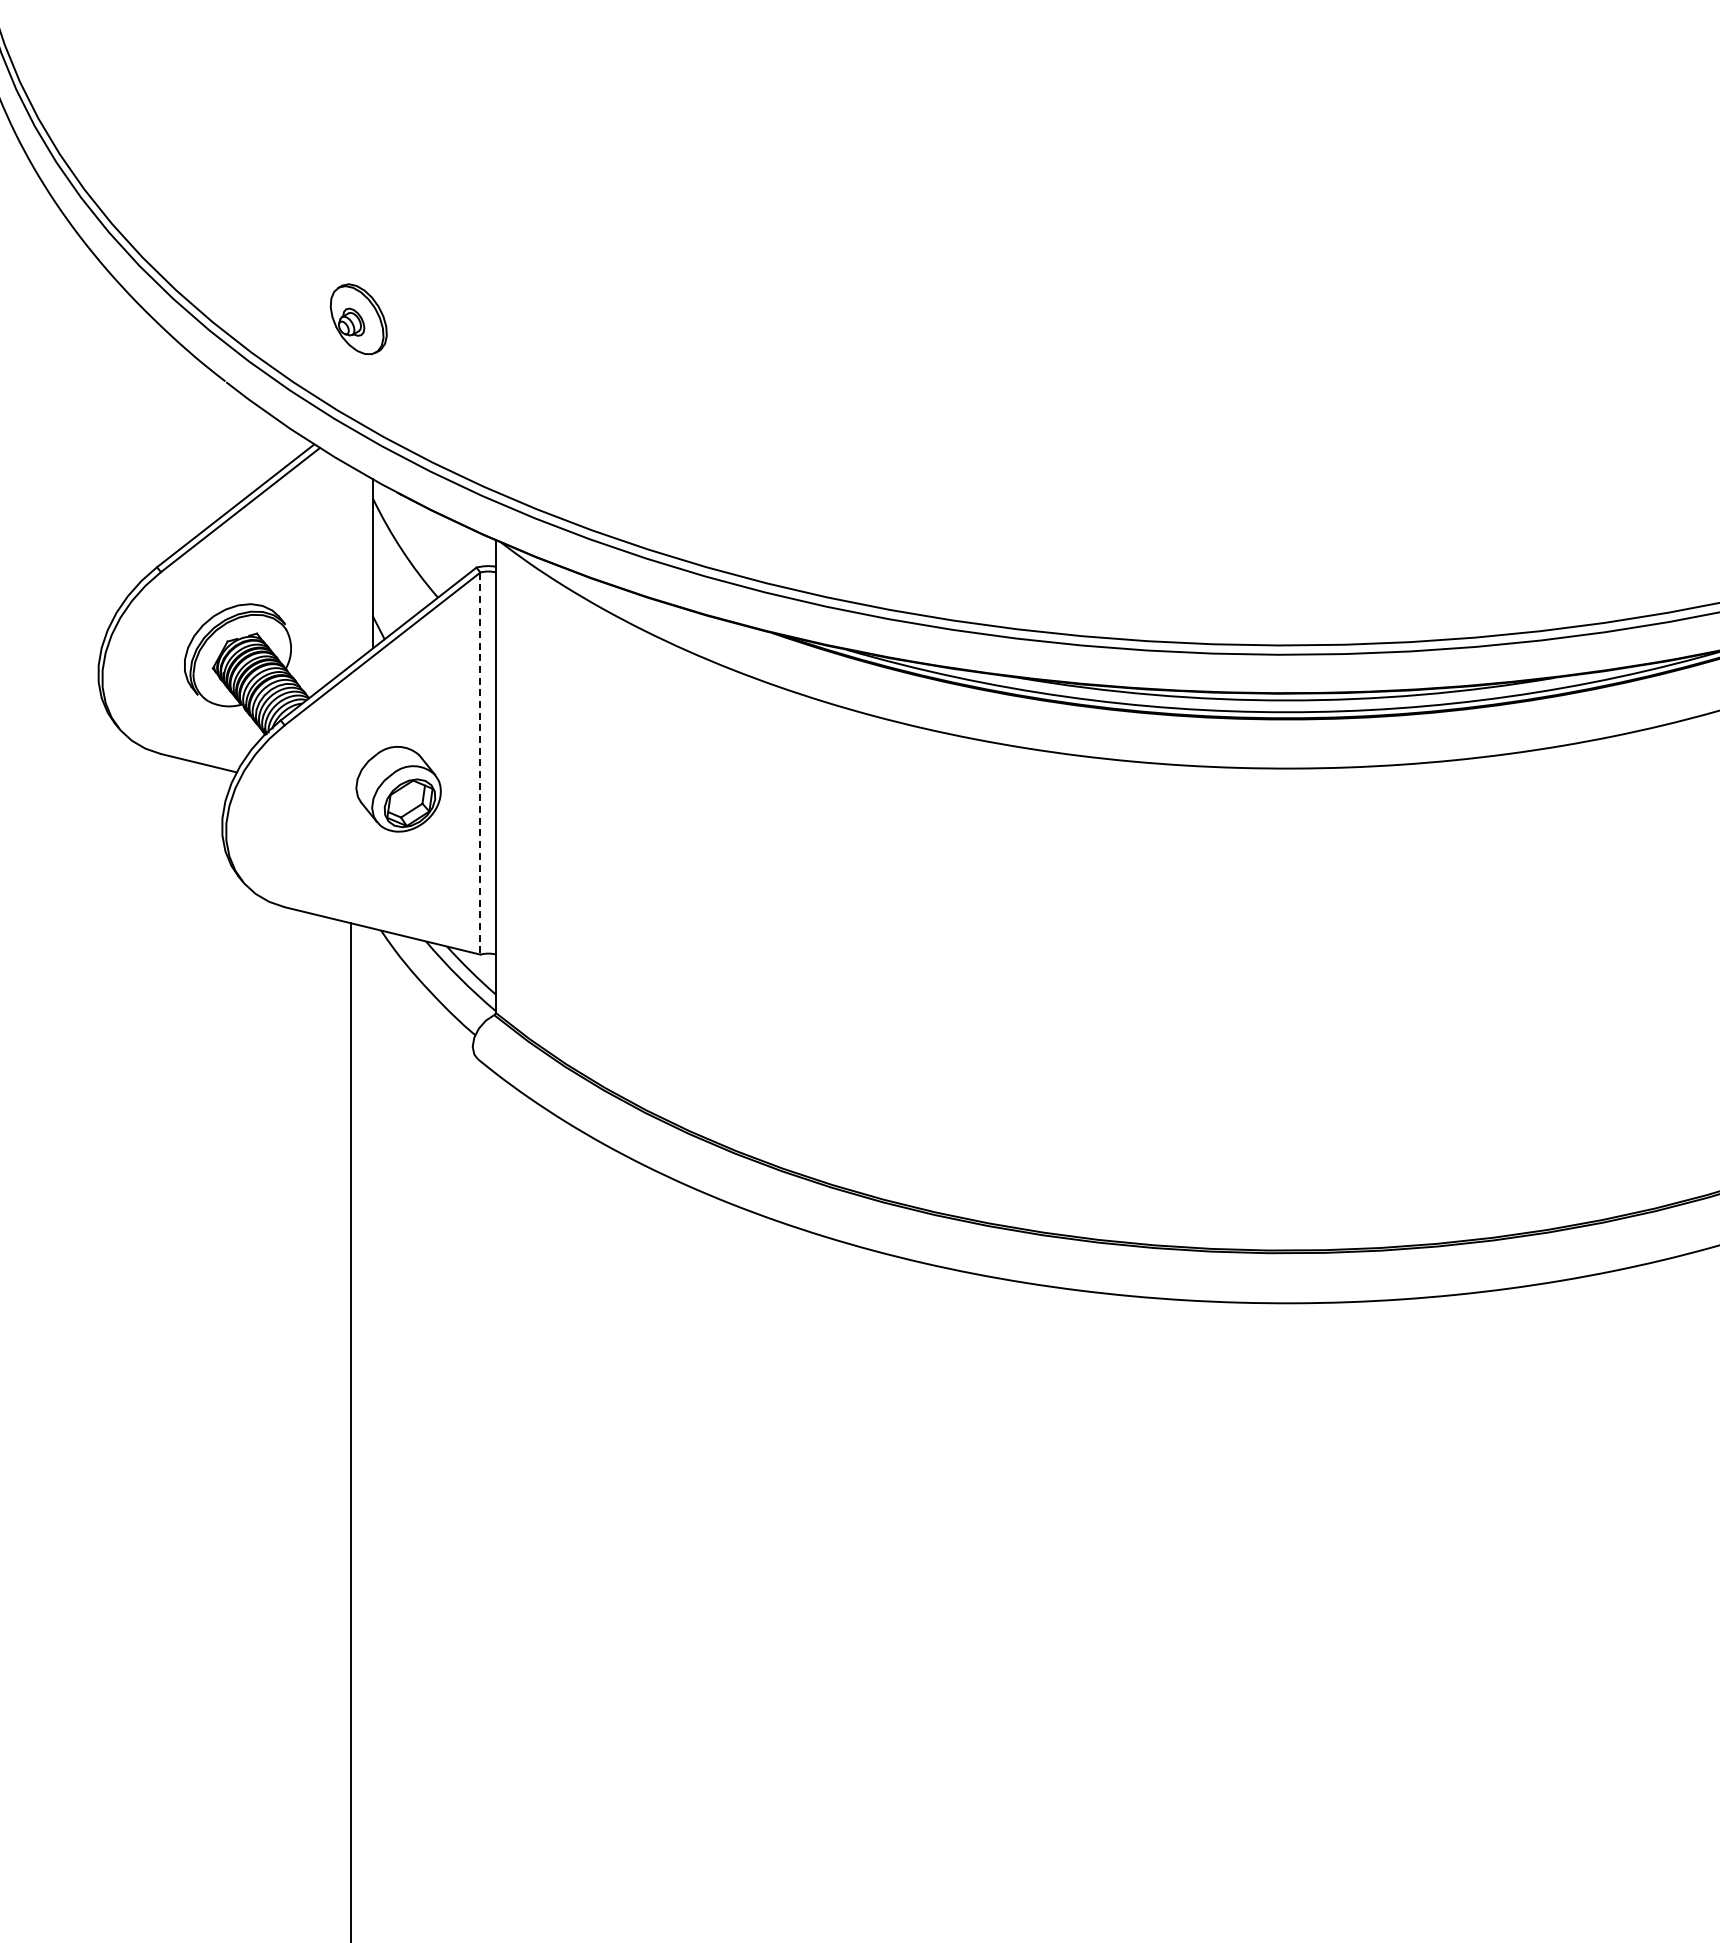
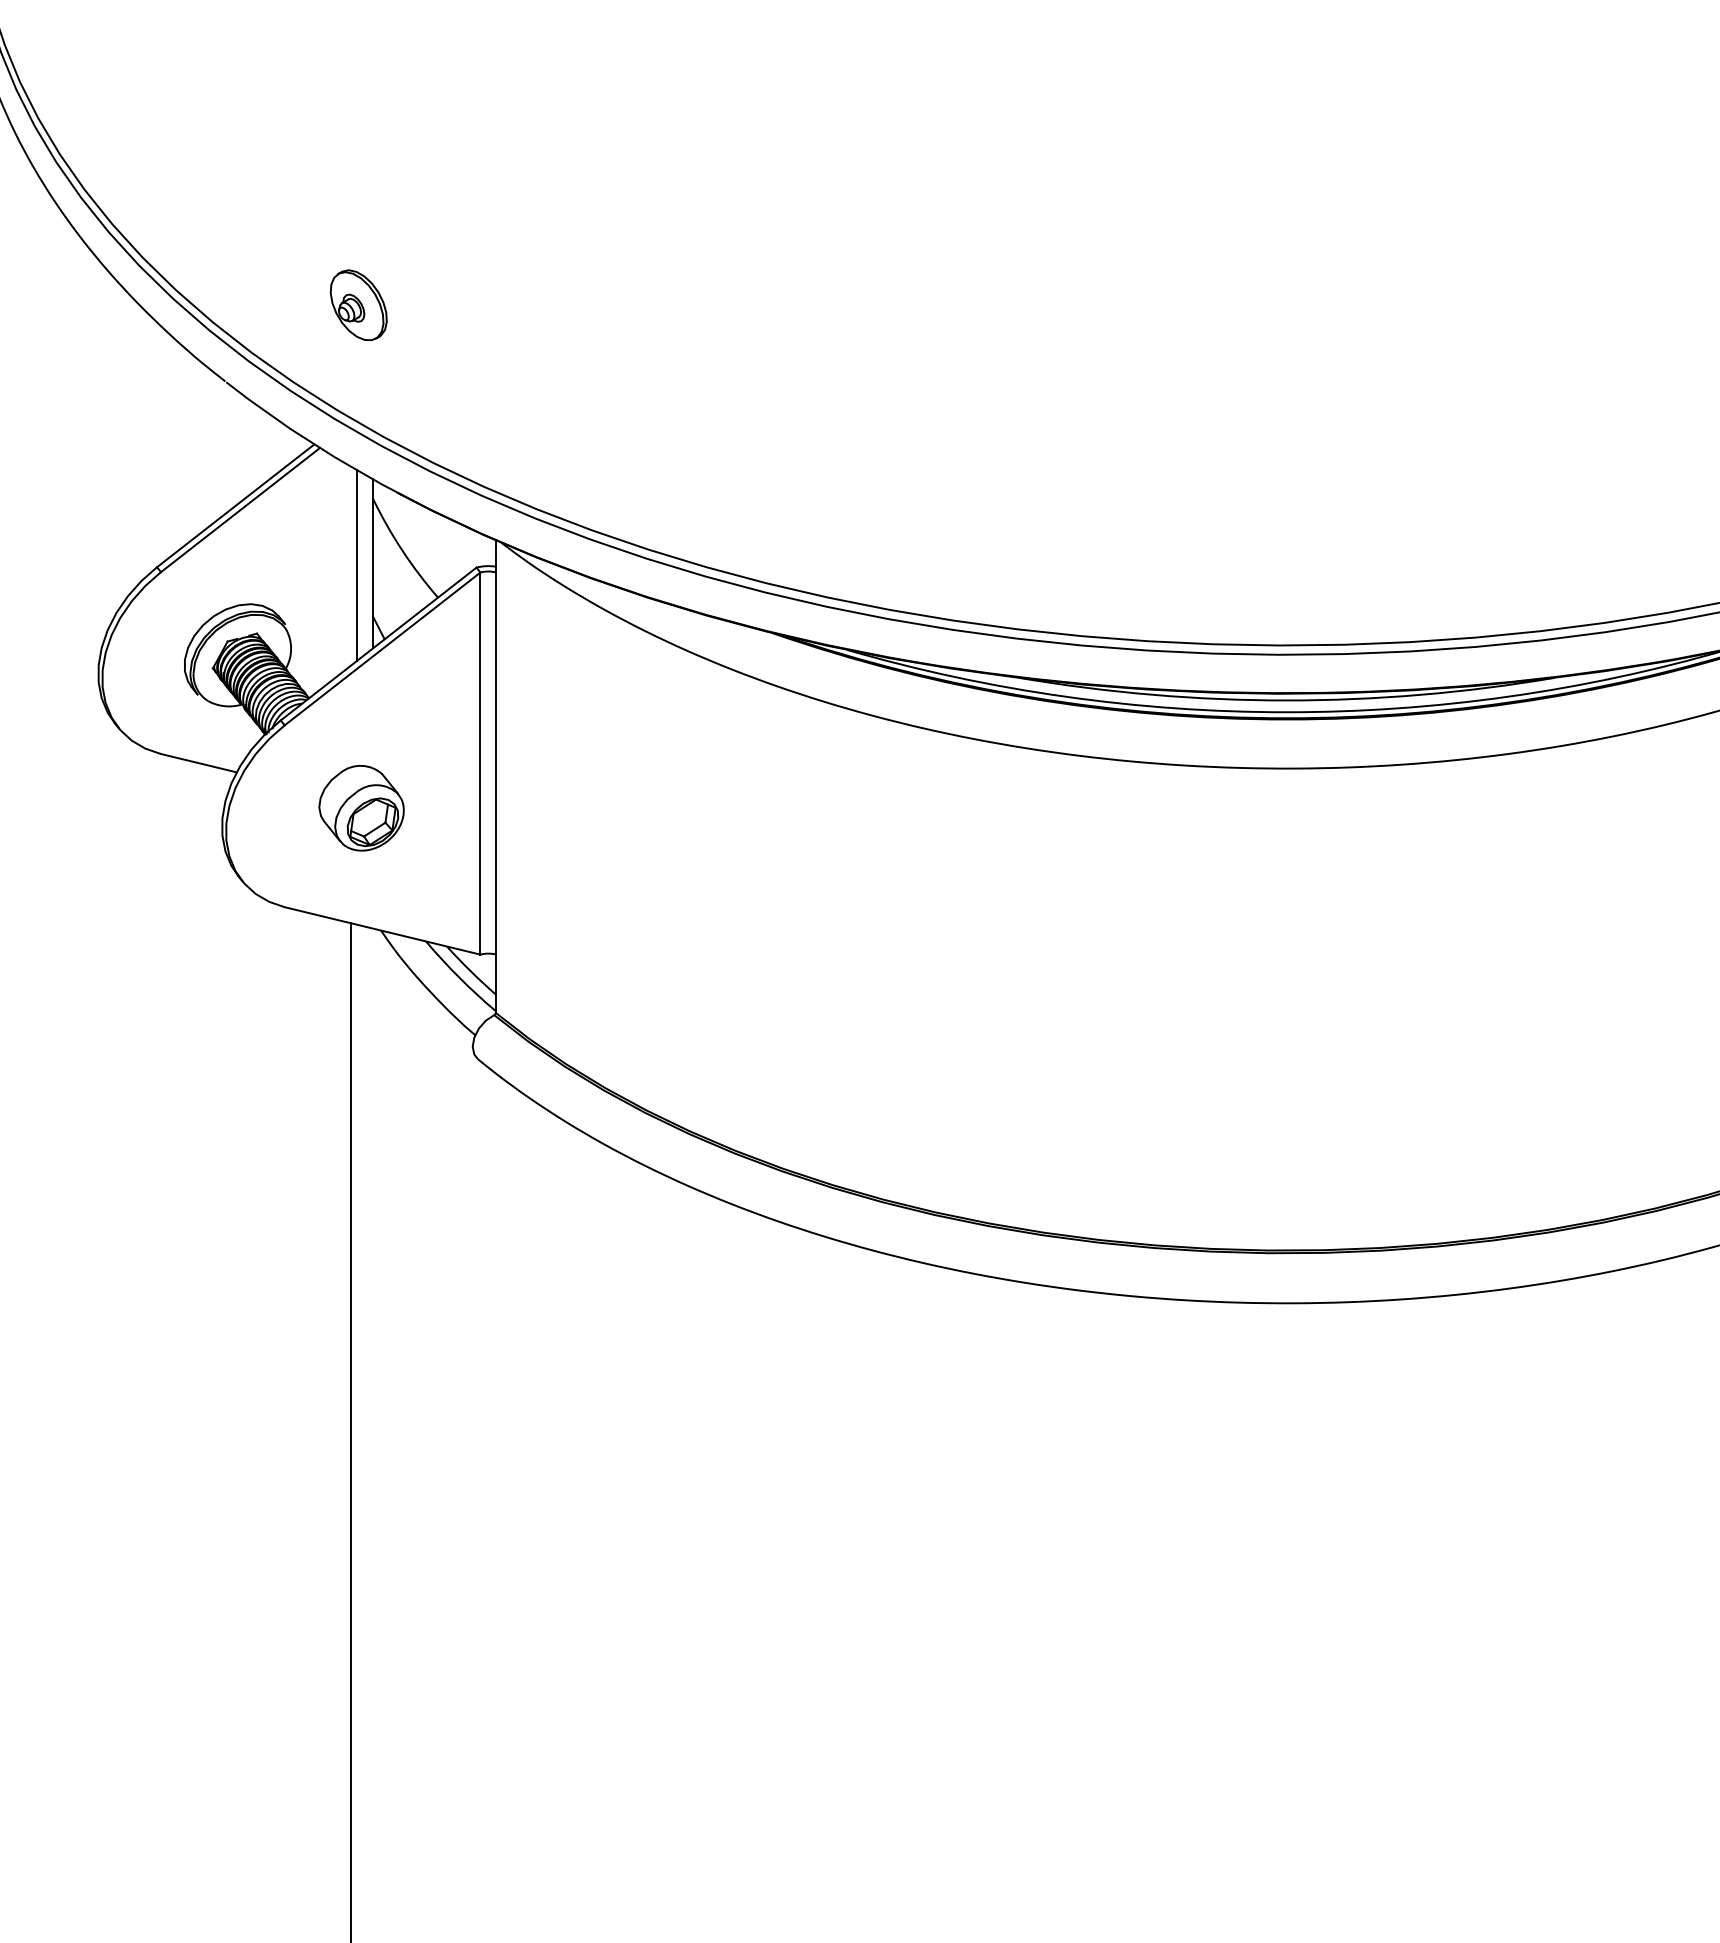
part position: (358, 319) -> (358, 305) (358, 305)
line: none -> present (356, 565)
line: dashed -> solid (480, 764)
part position: (398, 789) -> (361, 808) (361, 808)
